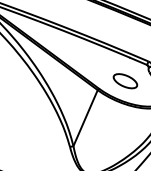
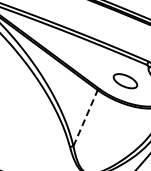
line: solid -> dashed (85, 118)
